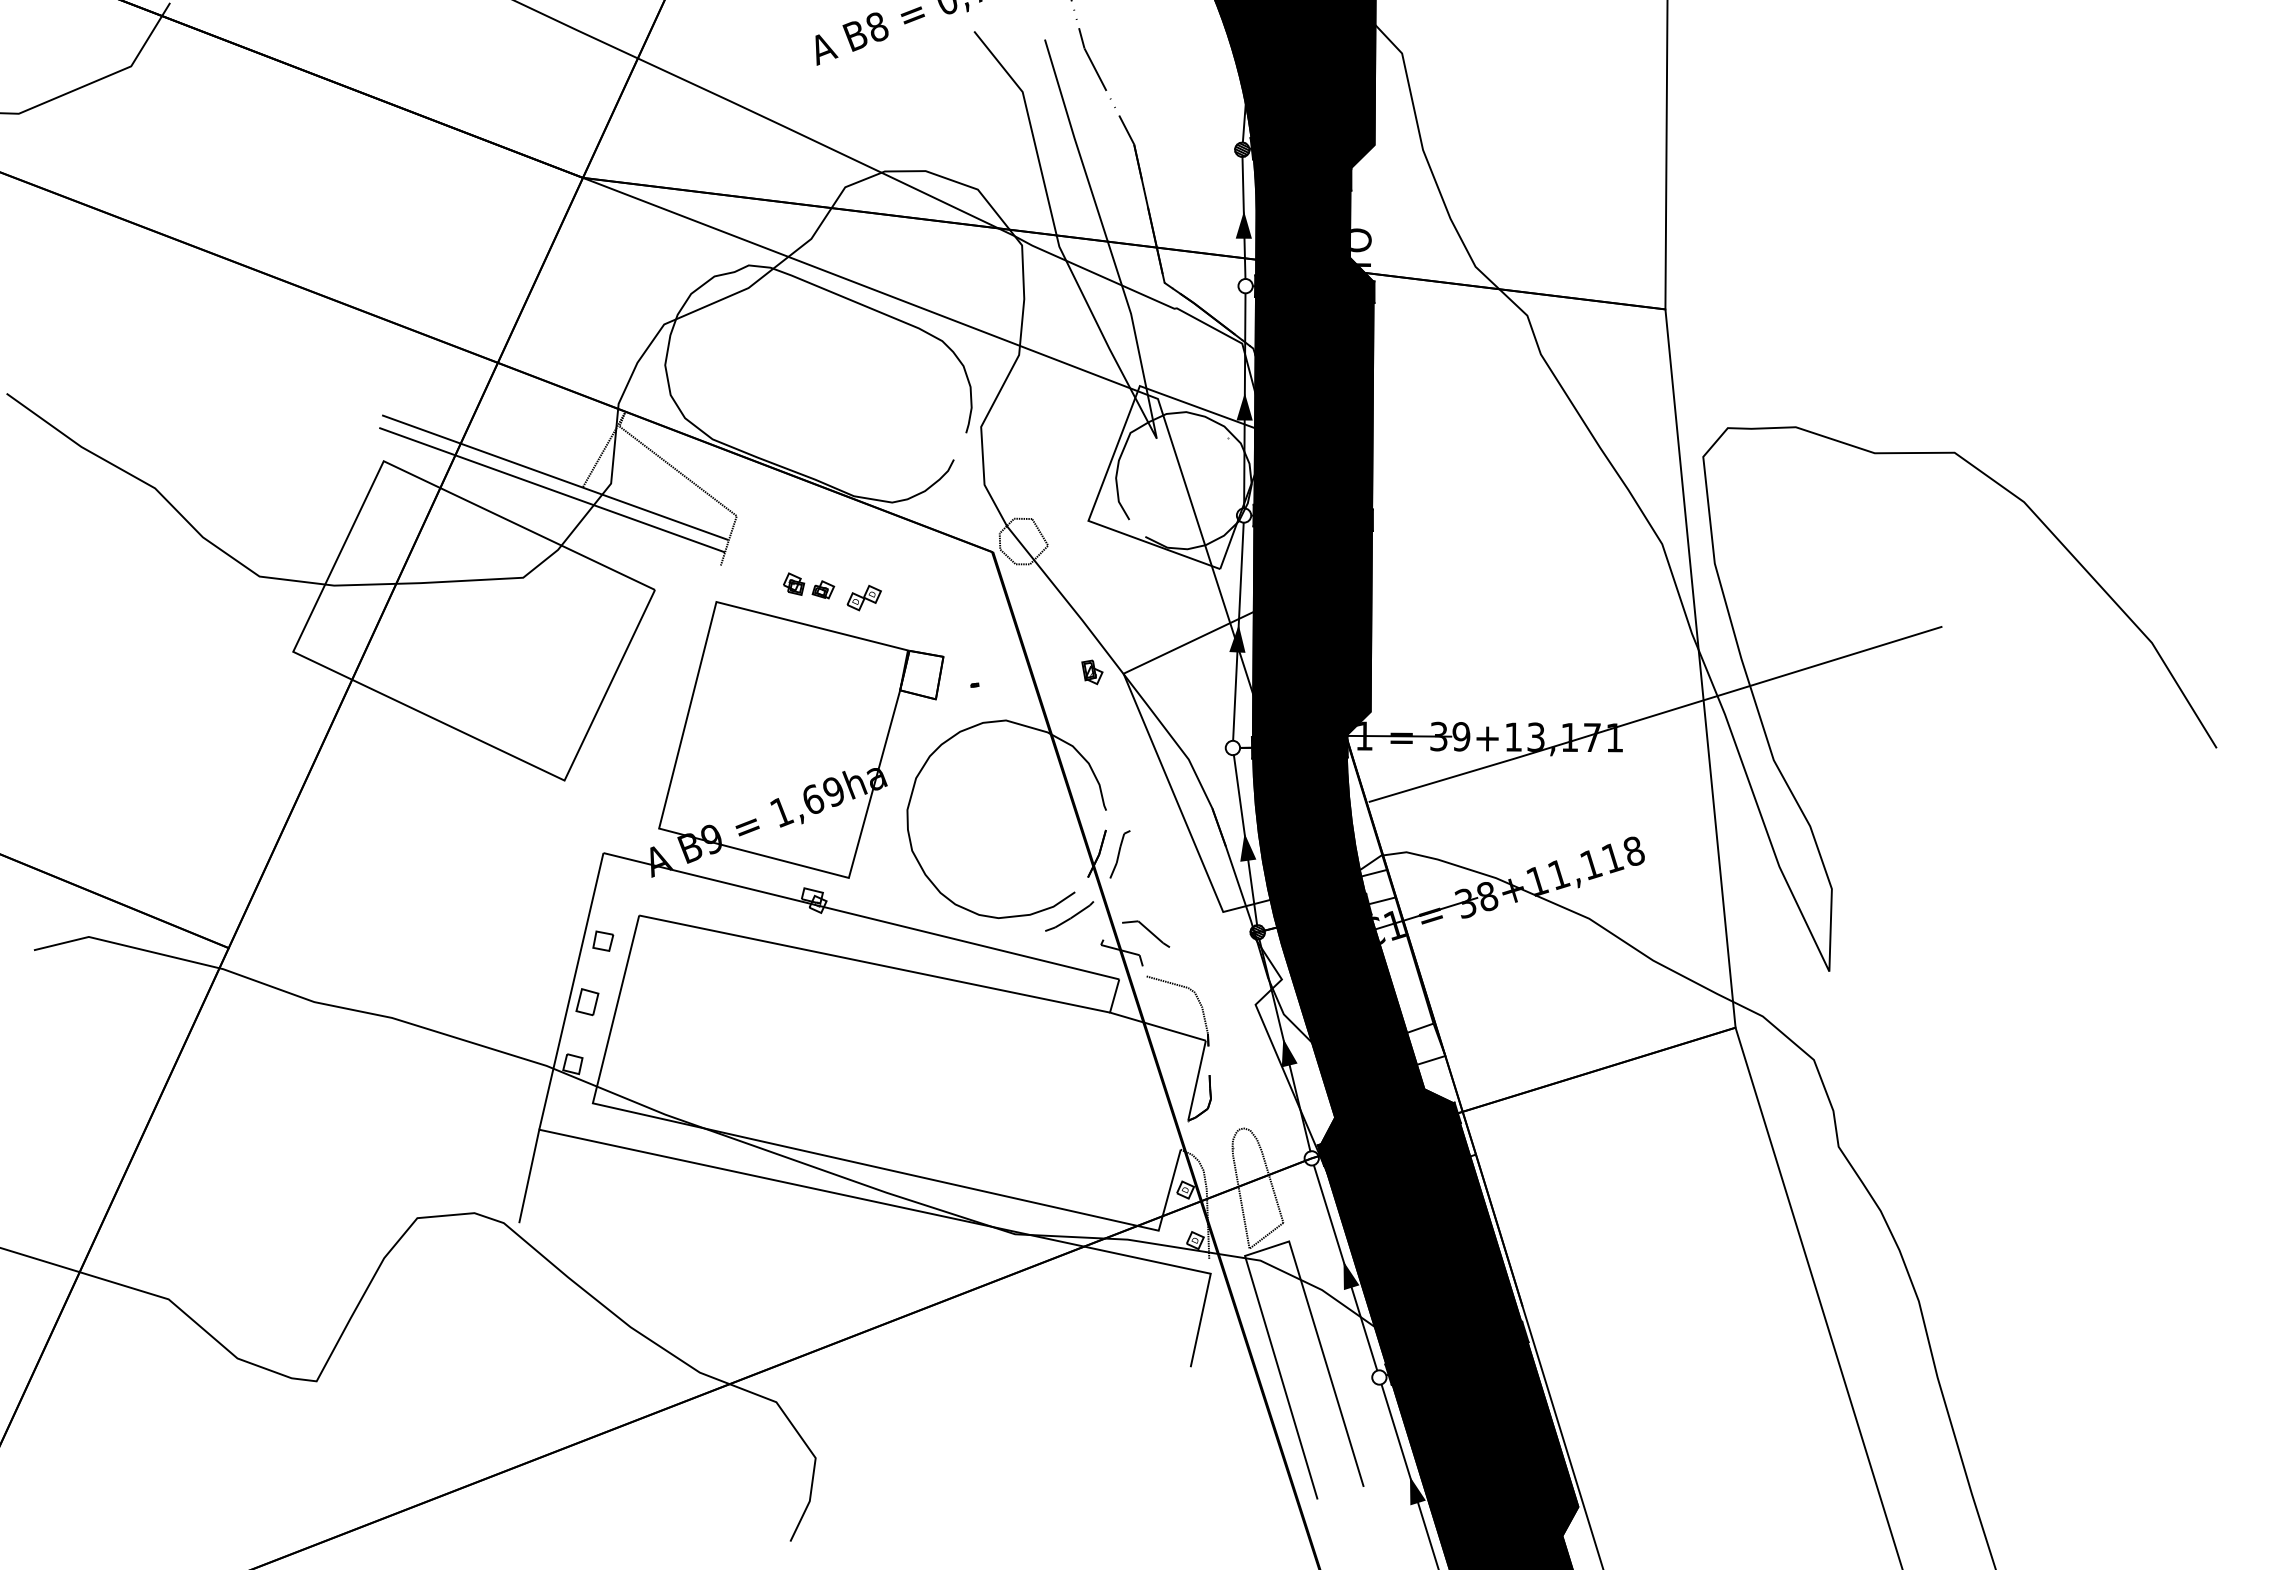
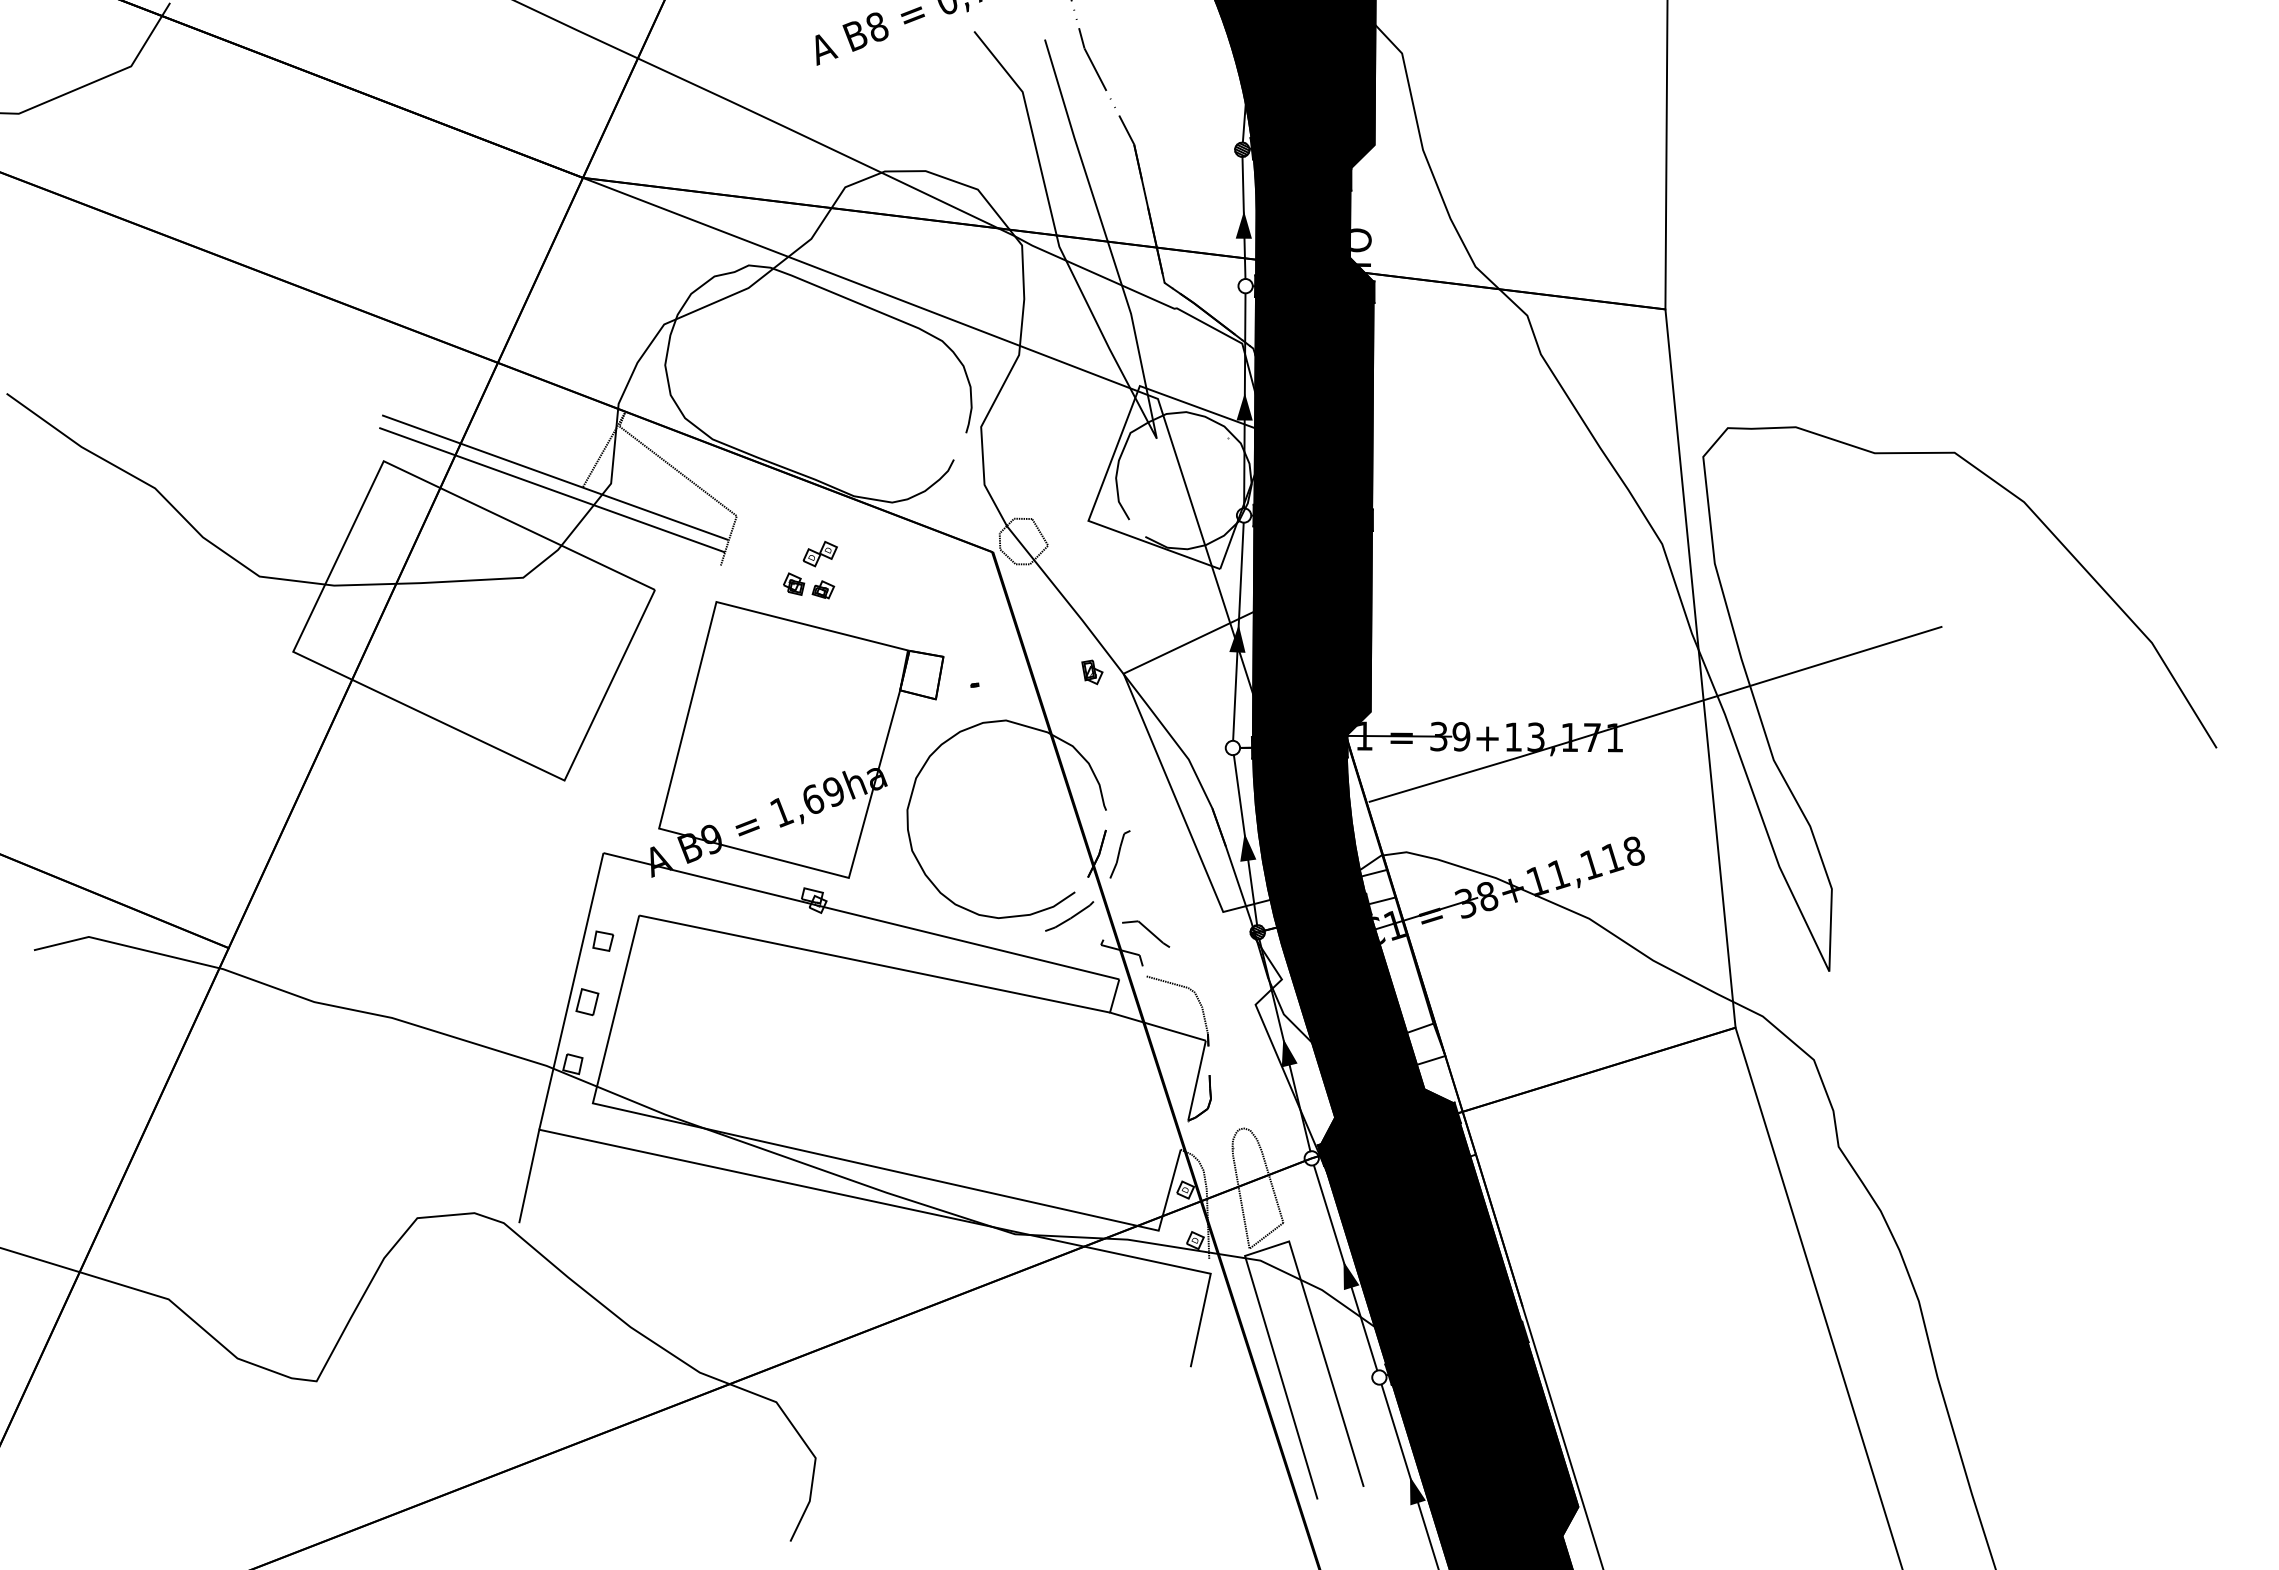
part position: (863, 598) -> (819, 554) (819, 554)
